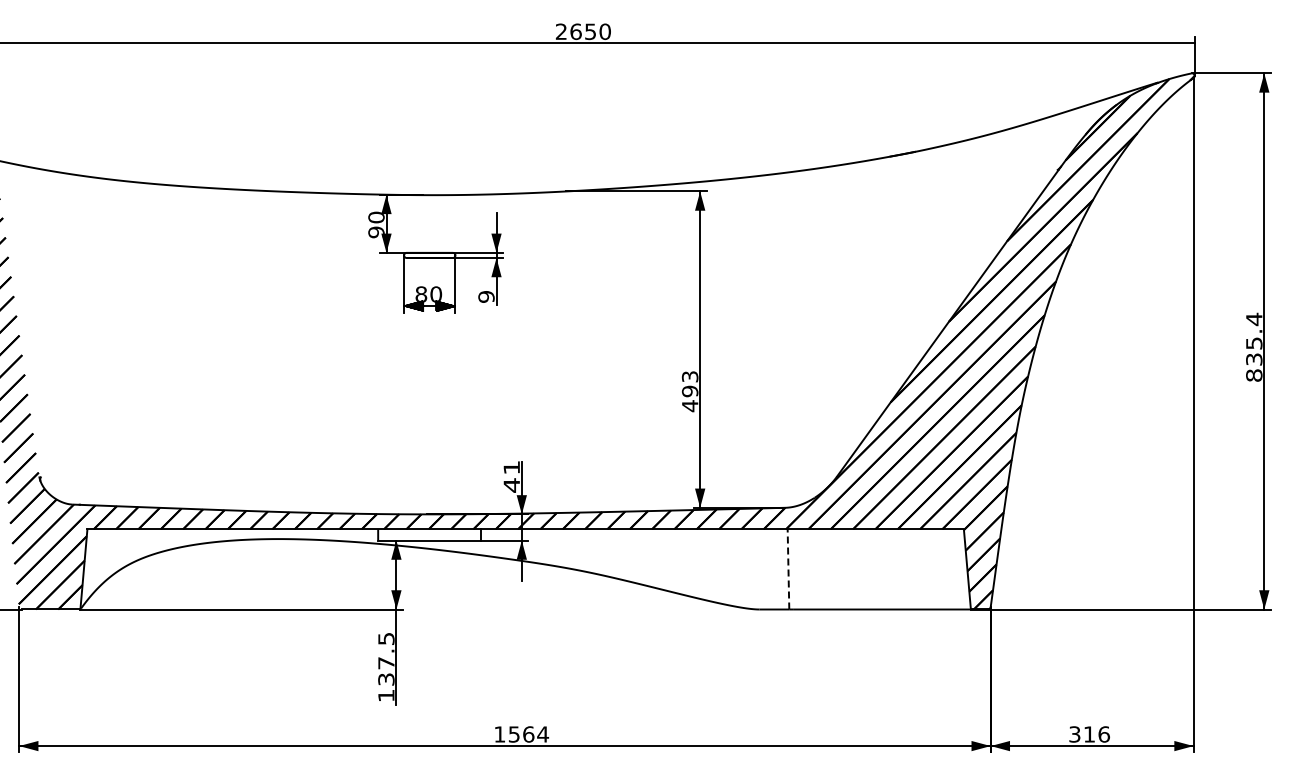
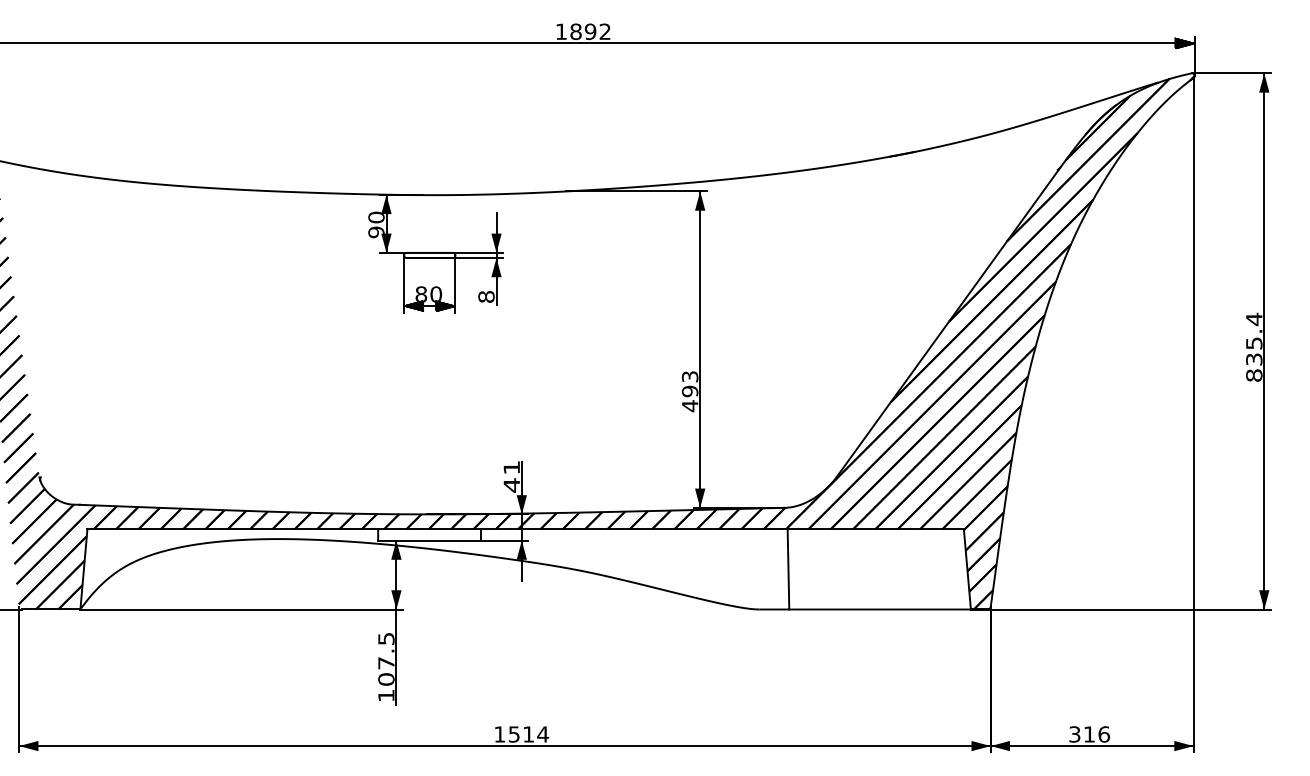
text: 2650 -> 1892 (582, 31)
hatch: none -> present (1184, 43)
text: 9 -> 8 (486, 296)
line: dashed -> solid (788, 568)
text: 137.5 -> 107.5 (386, 679)
text: 1564 -> 1514 (528, 734)
